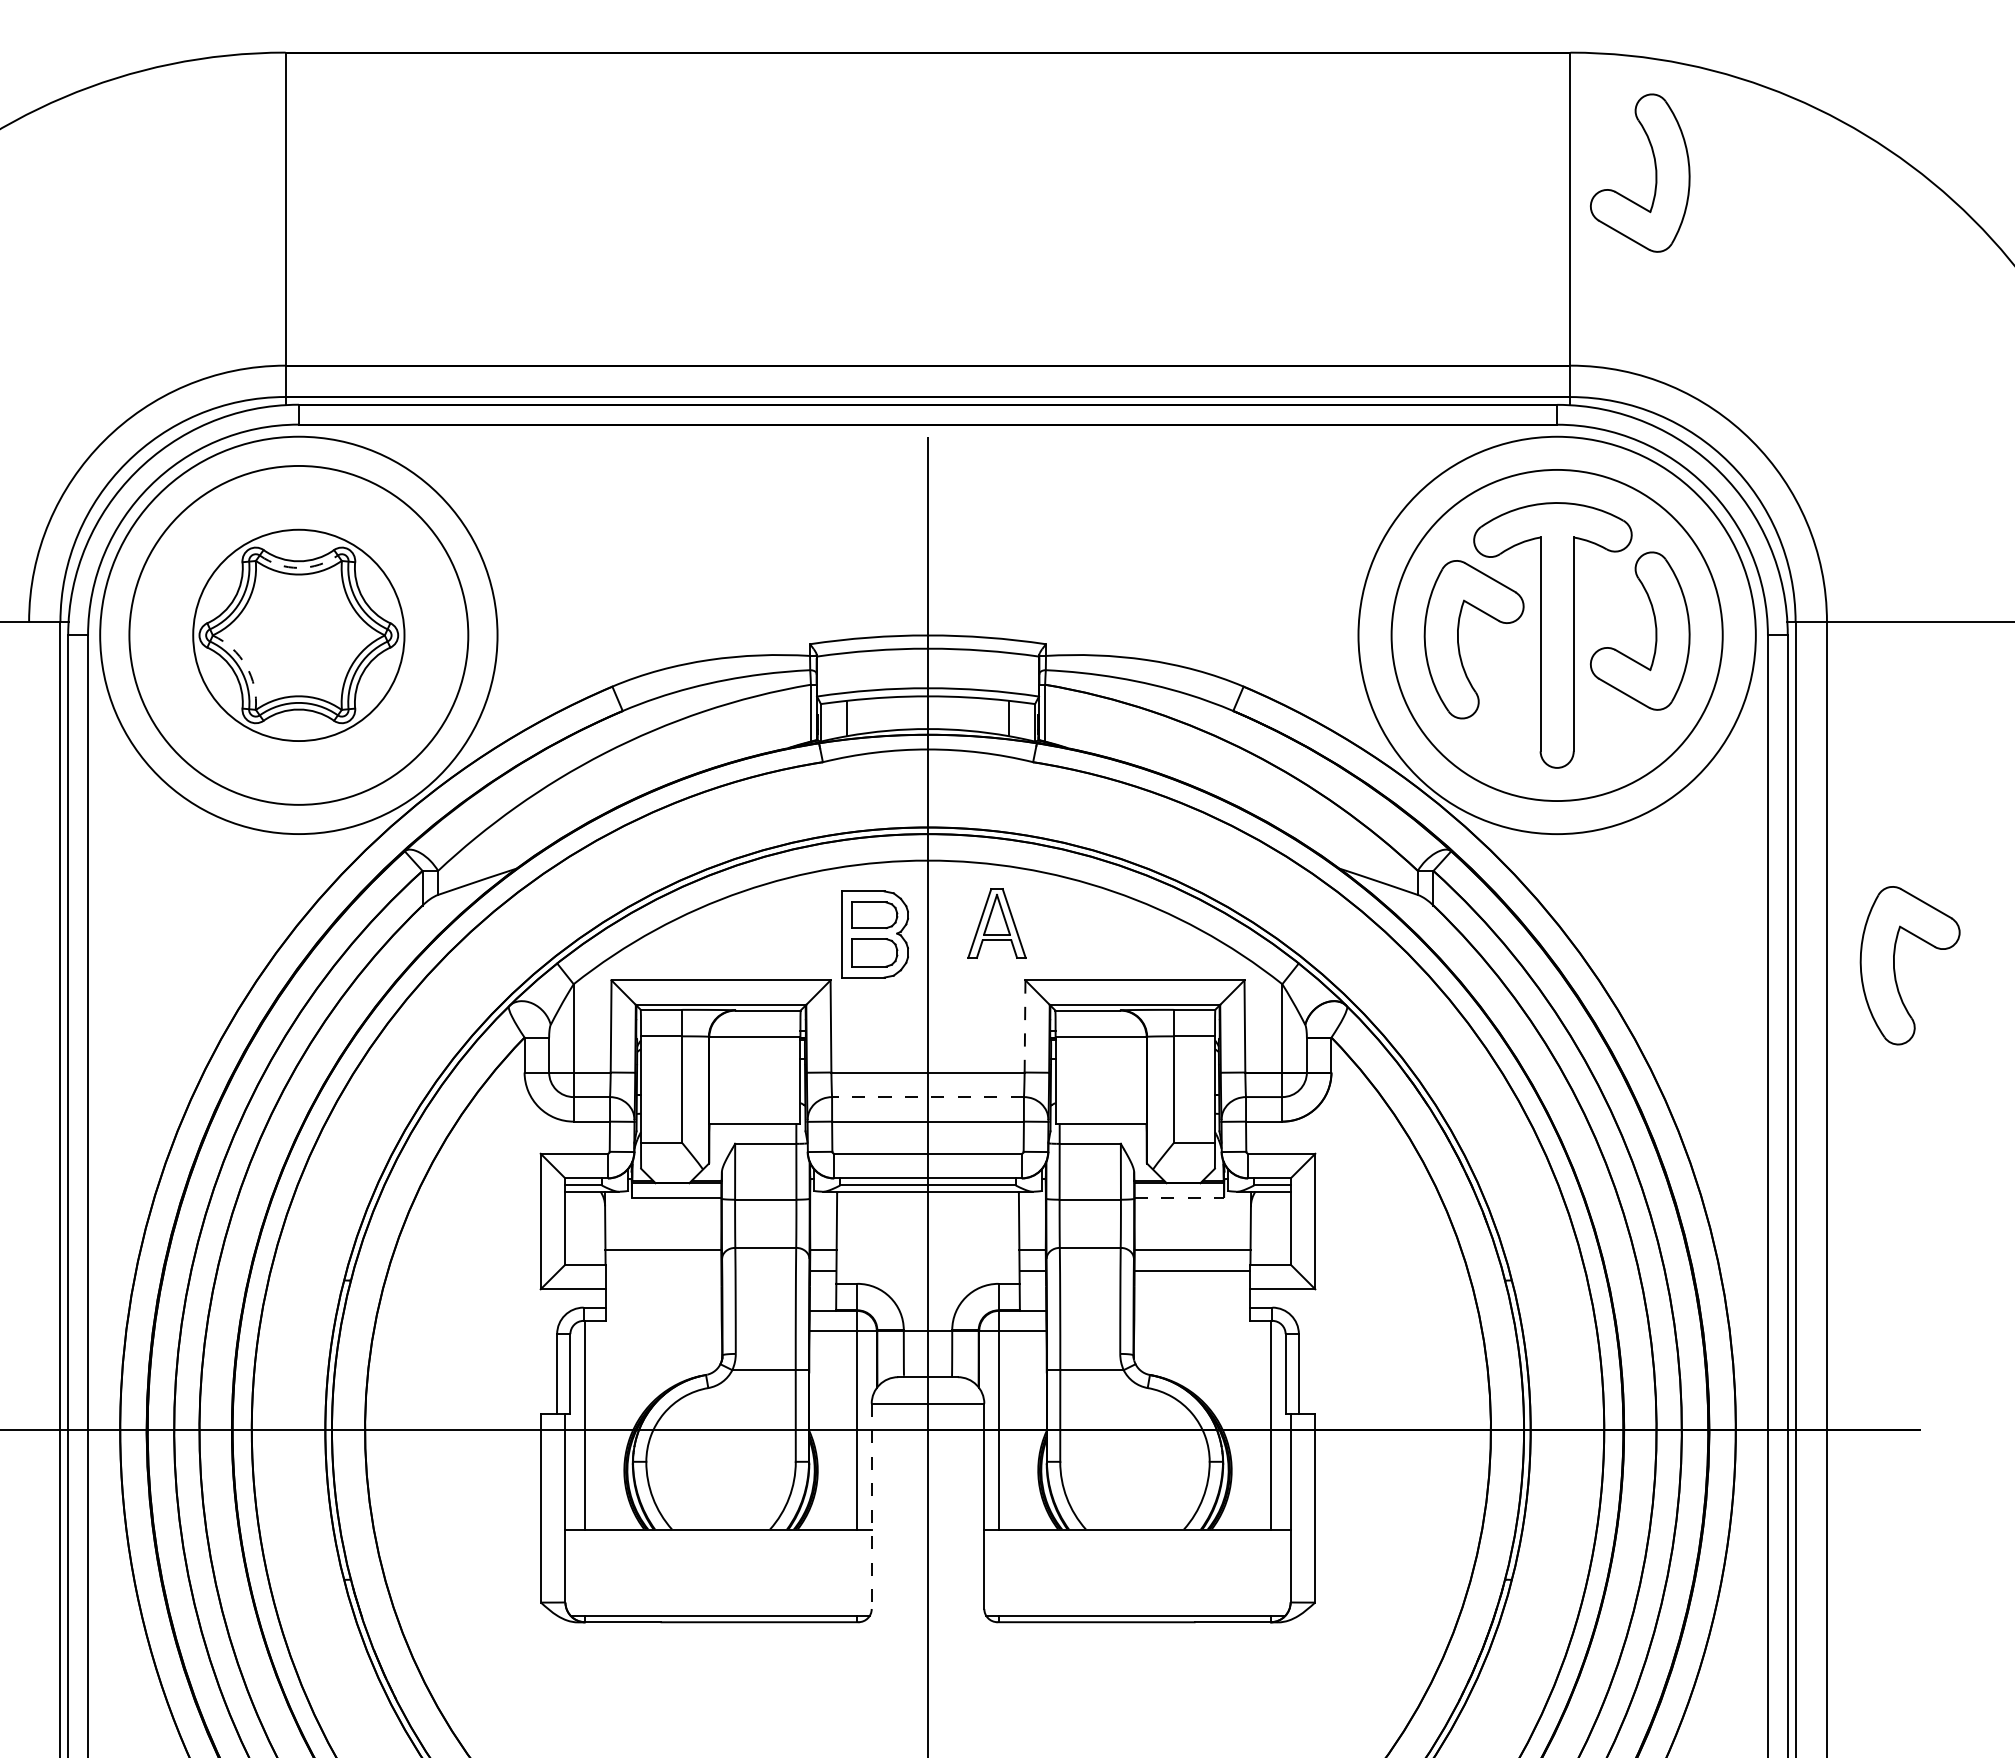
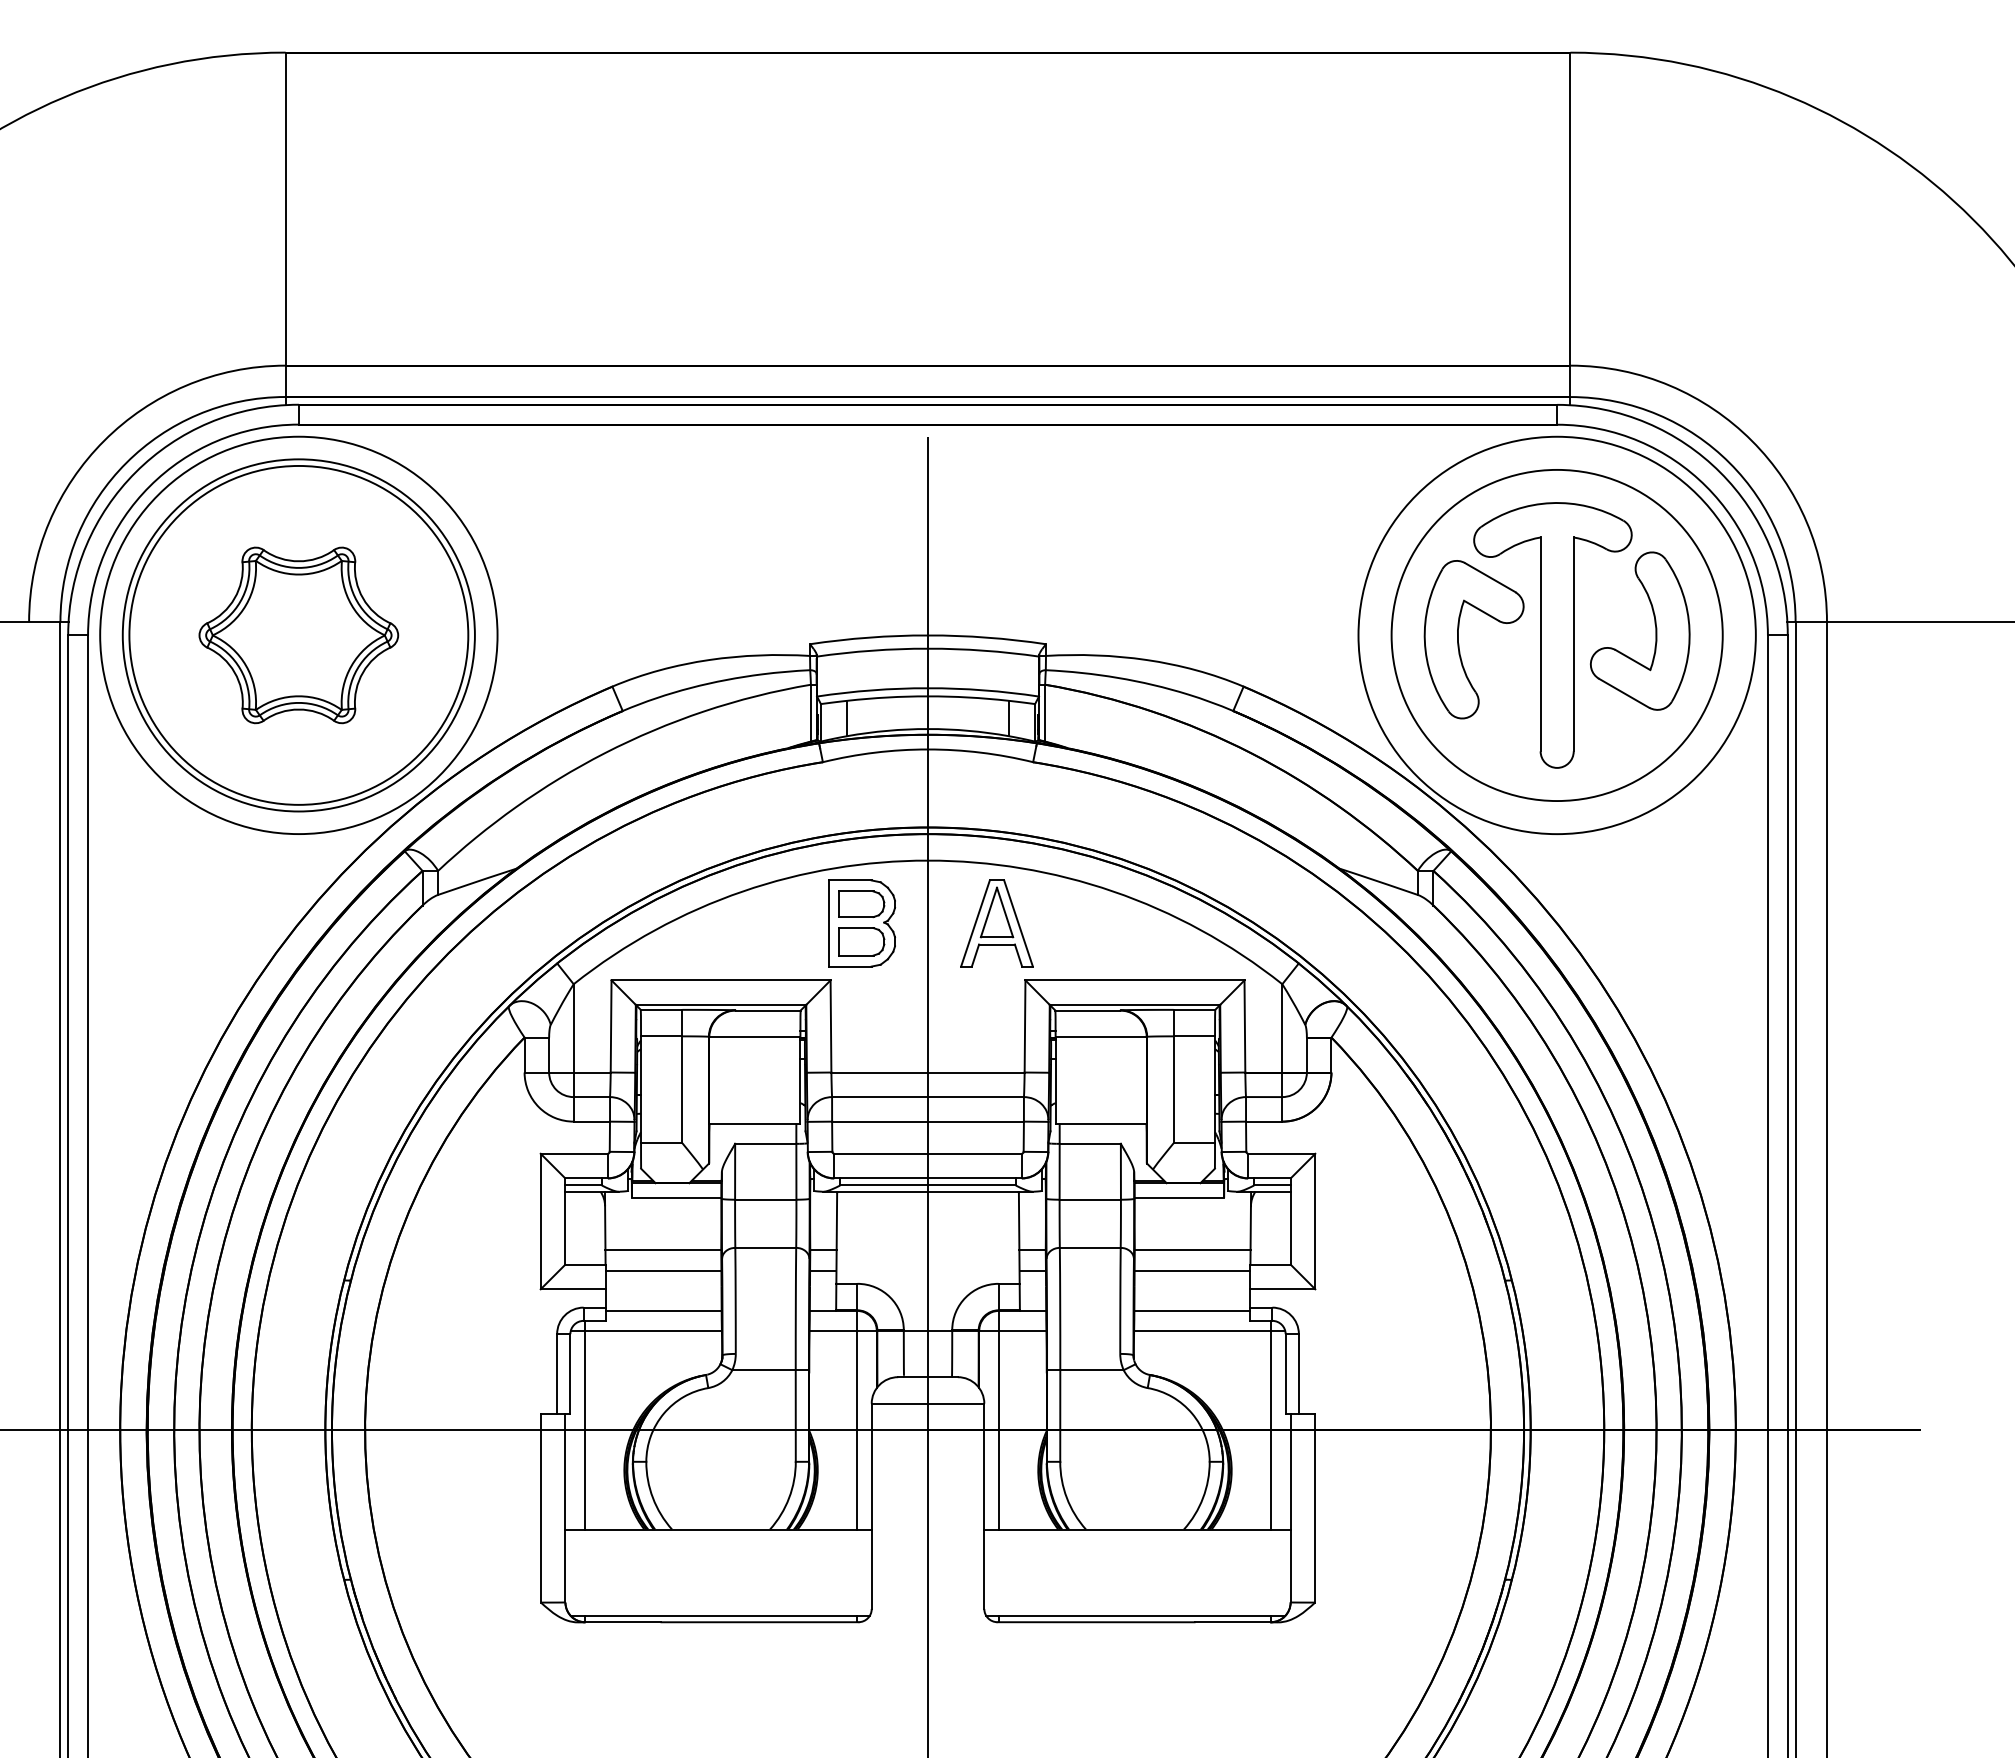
part: present -> none (1655, 172)
arc: dashed -> solid (298, 567)
circle diameter: 211 px -> 352 px (298, 635)
arc: dashed -> solid (246, 665)
part size: 60x71 px -> 74x89 px (996, 923)
part position: (874, 934) -> (861, 923) (861, 923)
part: present -> none (1895, 969)
line: dashed -> solid (1025, 1026)
line: dashed -> solid (928, 1097)
line: dashed -> solid (1179, 1197)
line: none -> present (663, 1271)
line: none -> present (663, 1310)
line: none -> present (1192, 1310)
line: none -> present (645, 1330)
line: none -> present (1209, 1330)
line: dashed -> solid (871, 1506)
